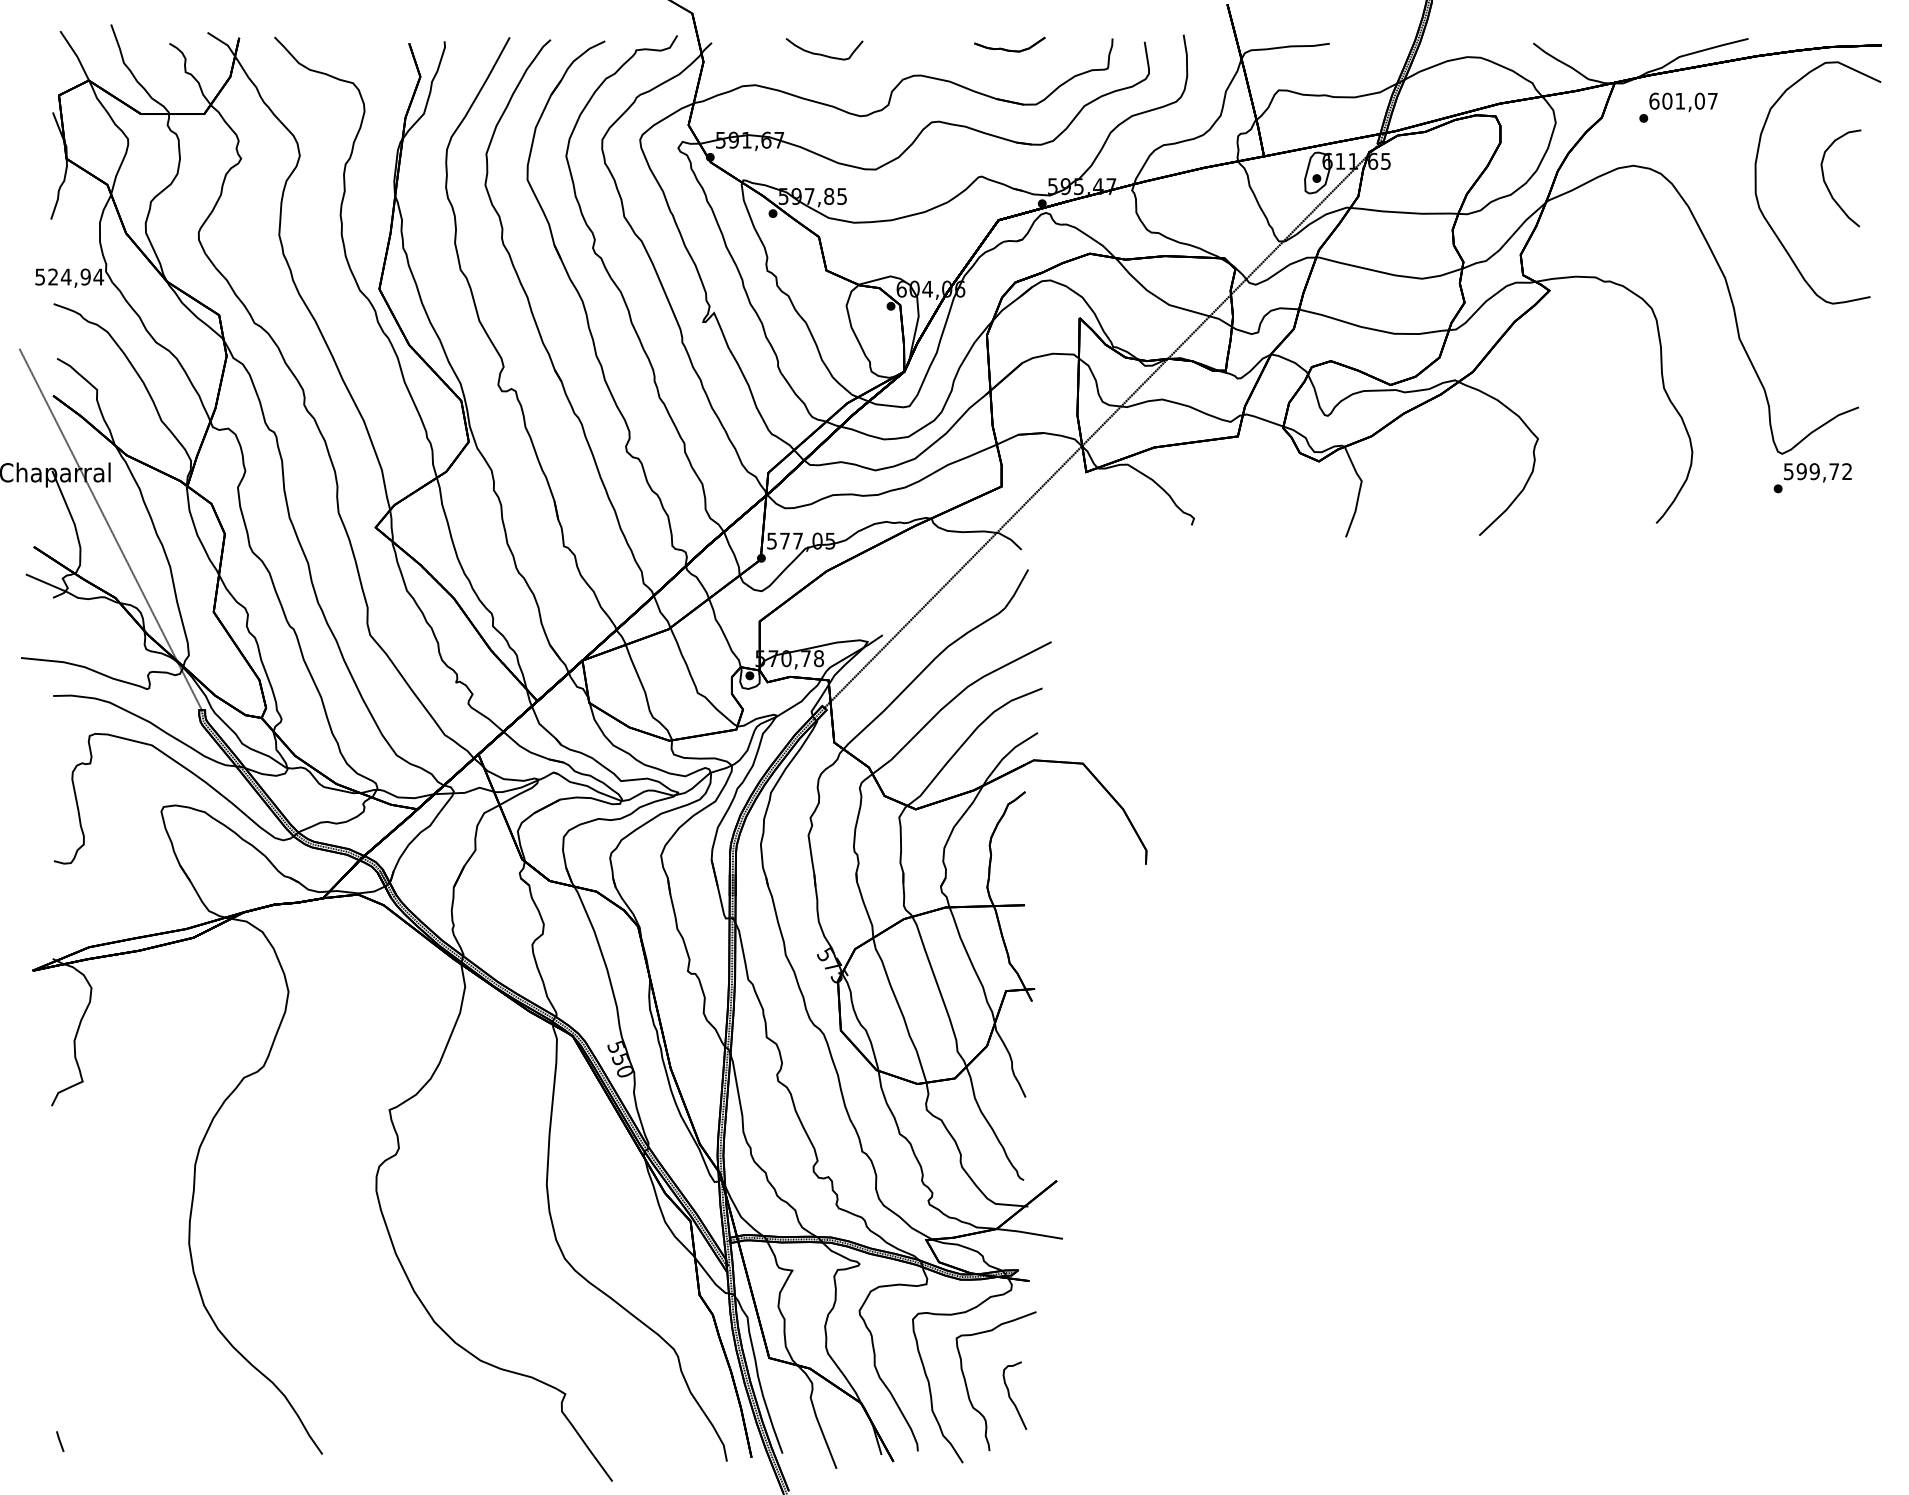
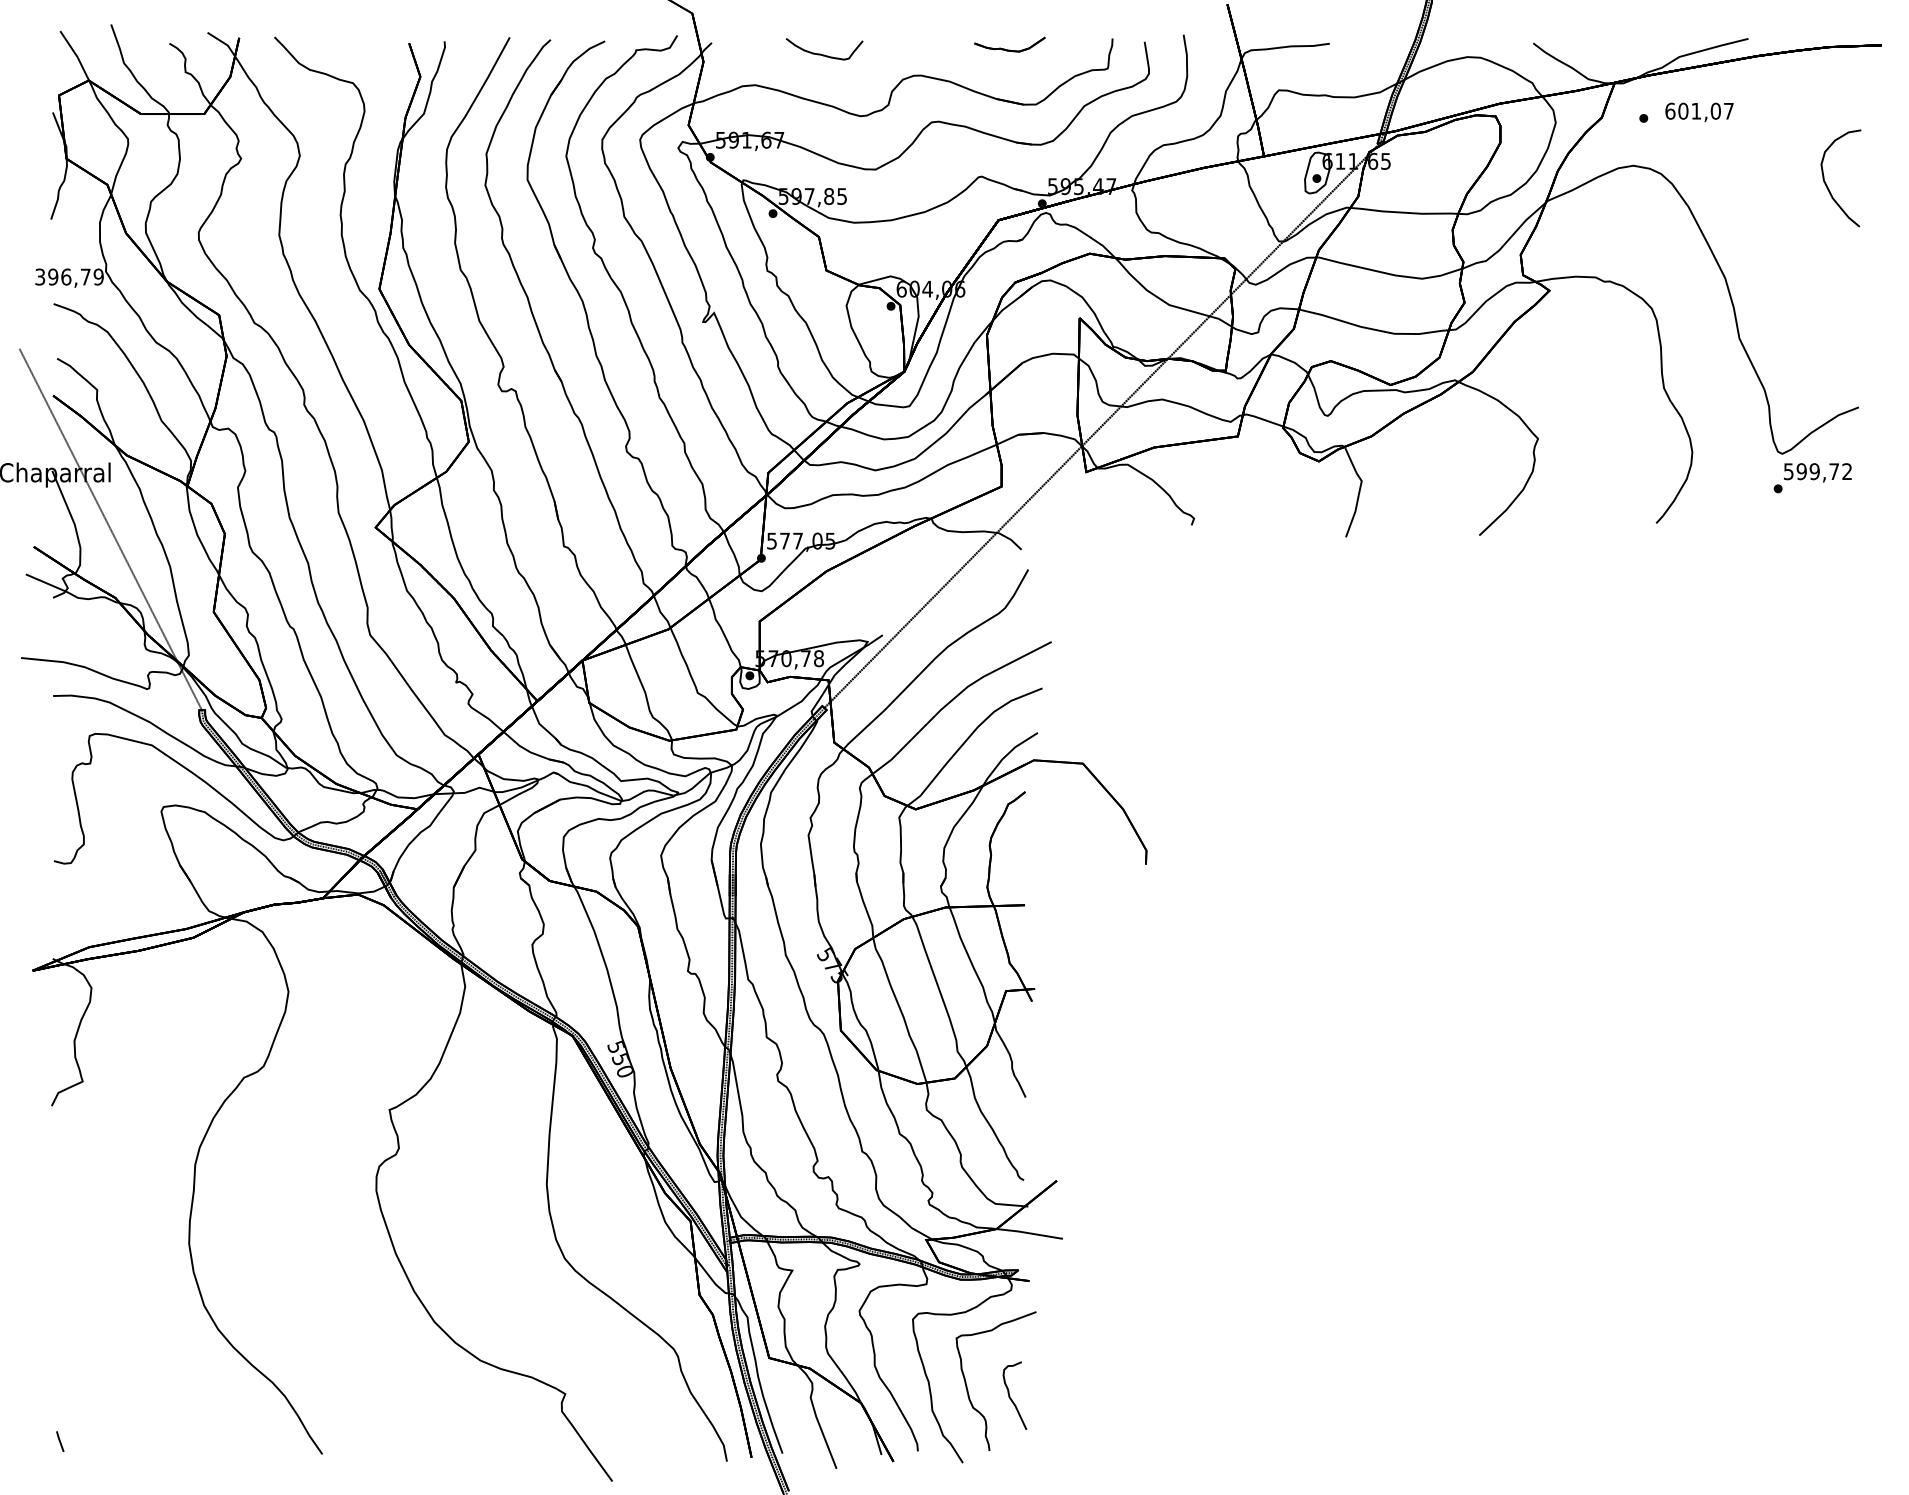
text position: (1683, 102) -> (1699, 112) (1699, 112)
curve: present -> none (1756, 182)
text: 524,94 -> 396,79 (69, 276)
